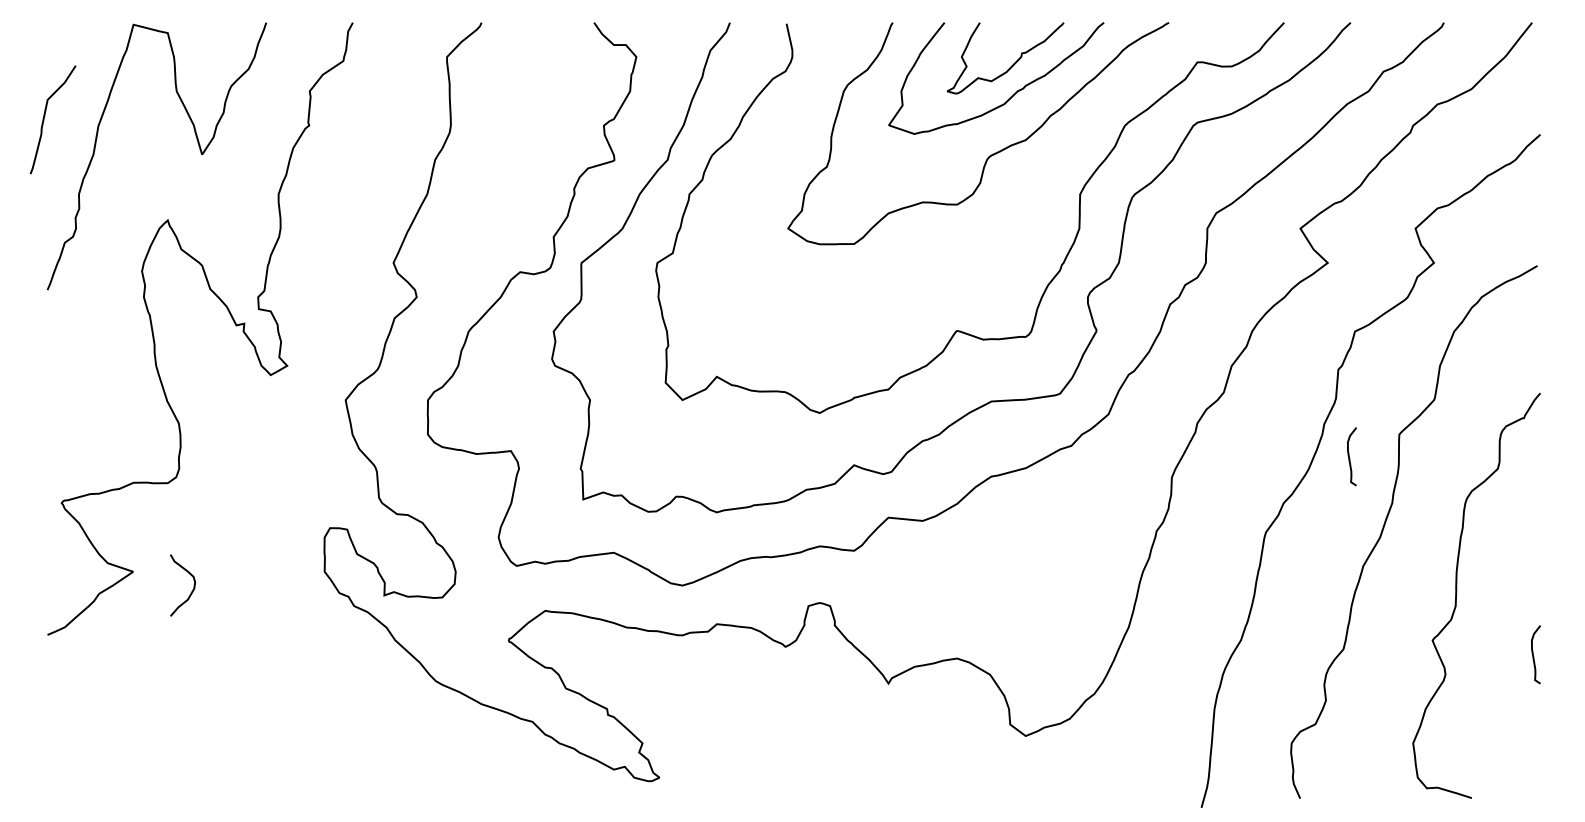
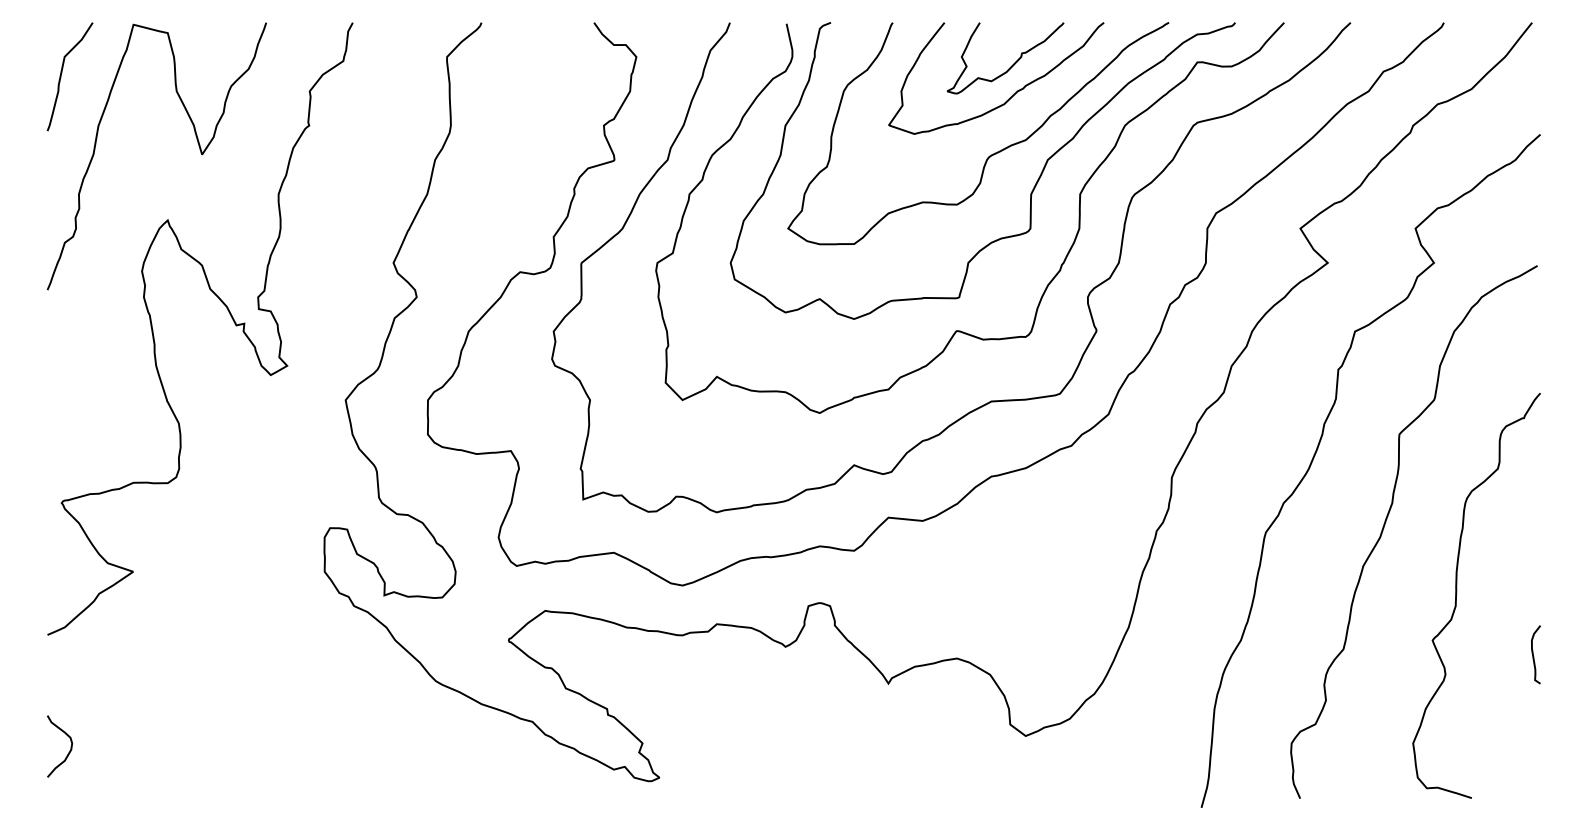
curve position: (45, 116) -> (62, 73) (62, 73)
curve: none -> present (1030, 193)
curve: present -> none (1349, 456)
curve position: (192, 589) -> (69, 750) (69, 750)
